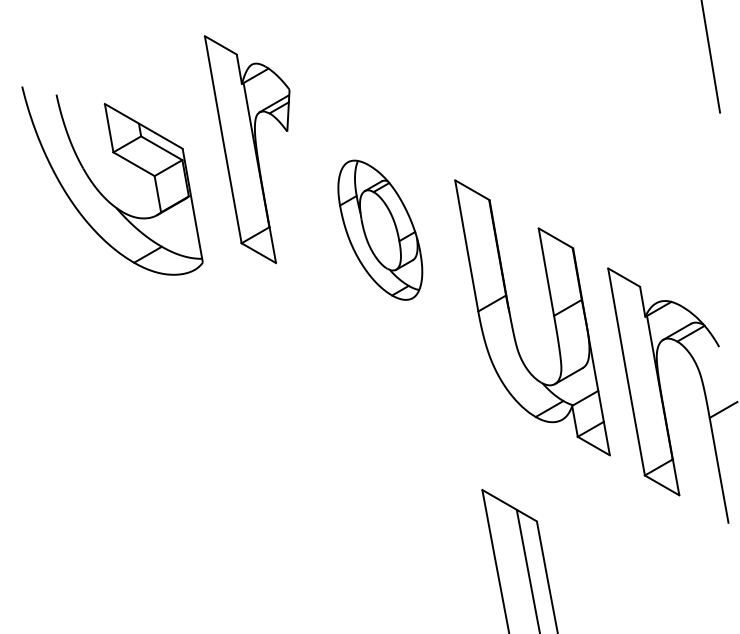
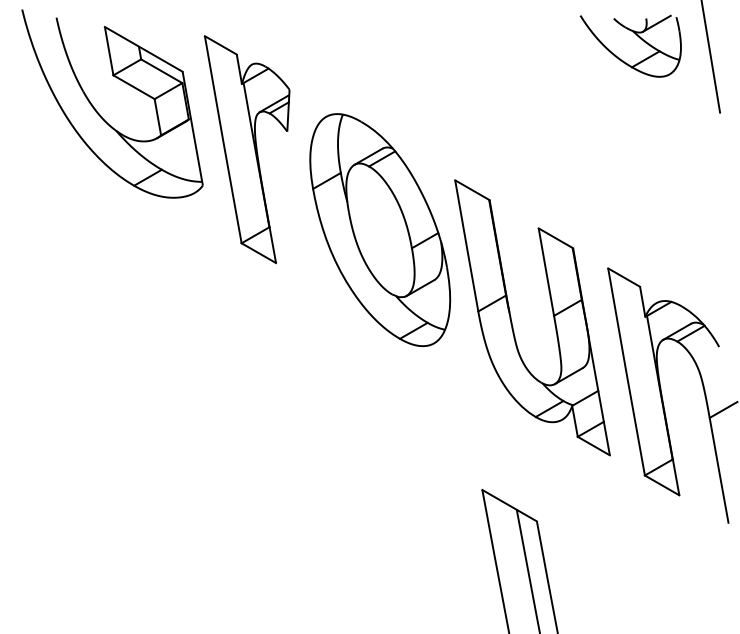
part: none -> present (638, 37)
part position: (100, 191) -> (100, 114) (100, 114)
part size: 87x142 px -> 143x235 px (380, 230)
